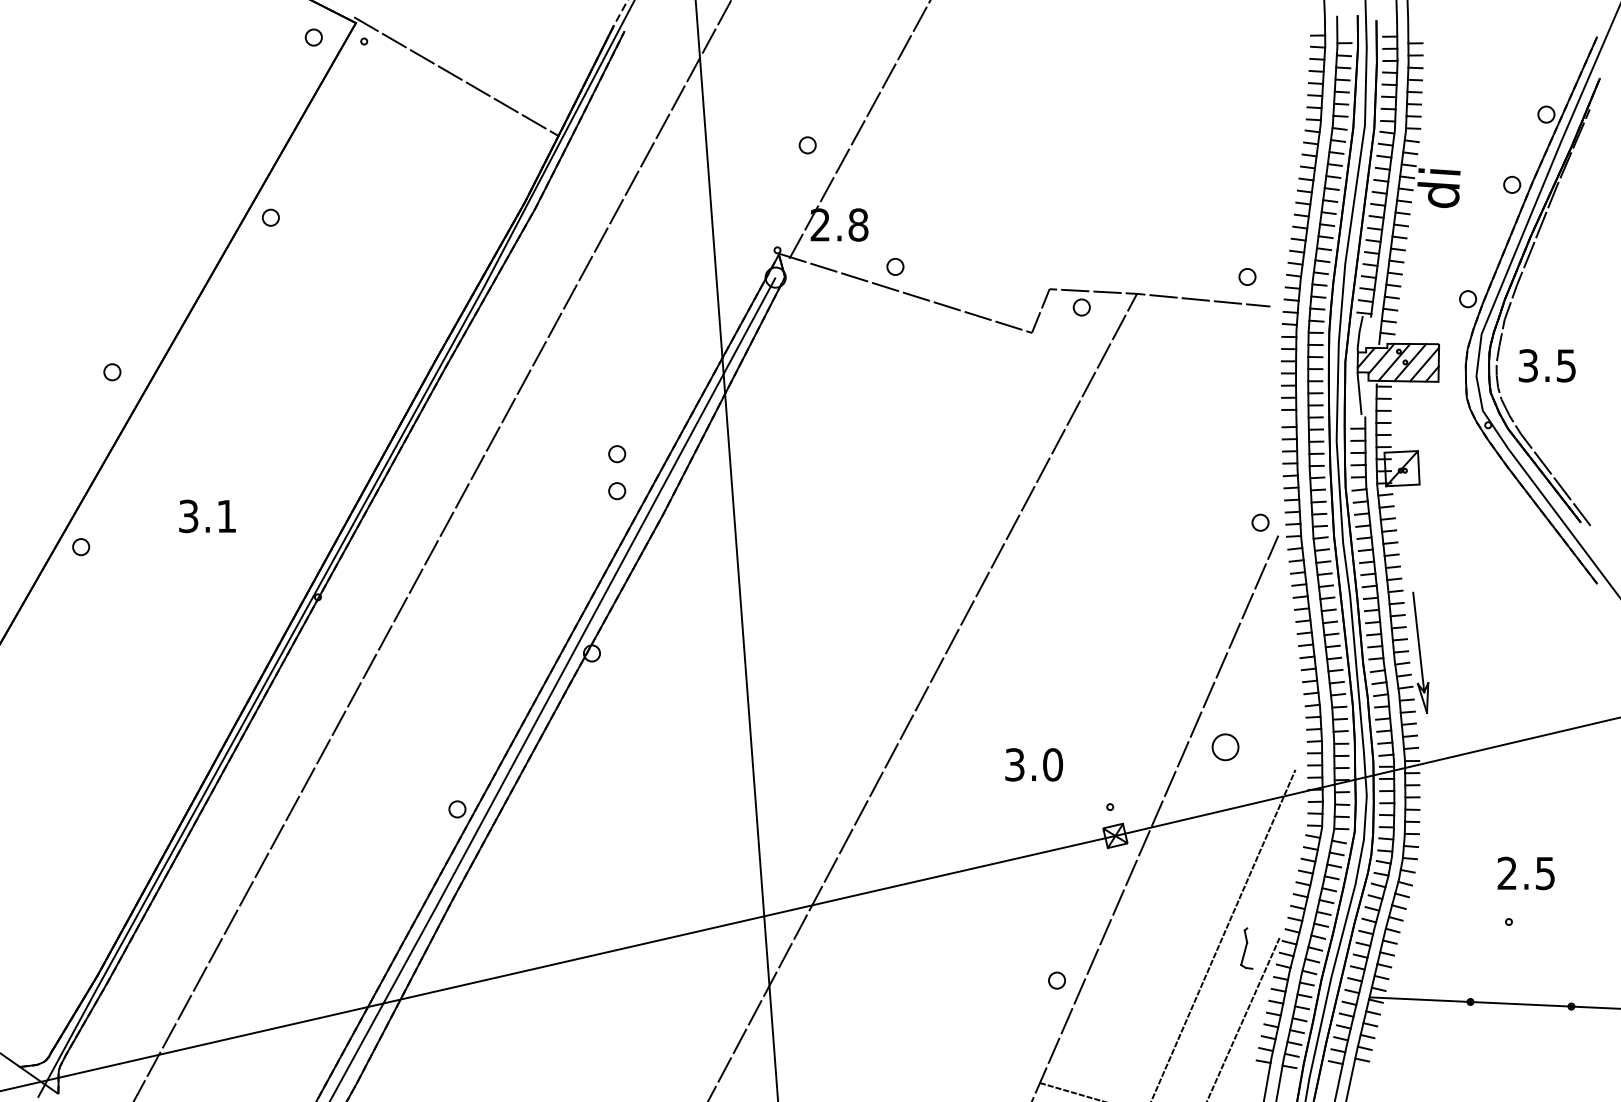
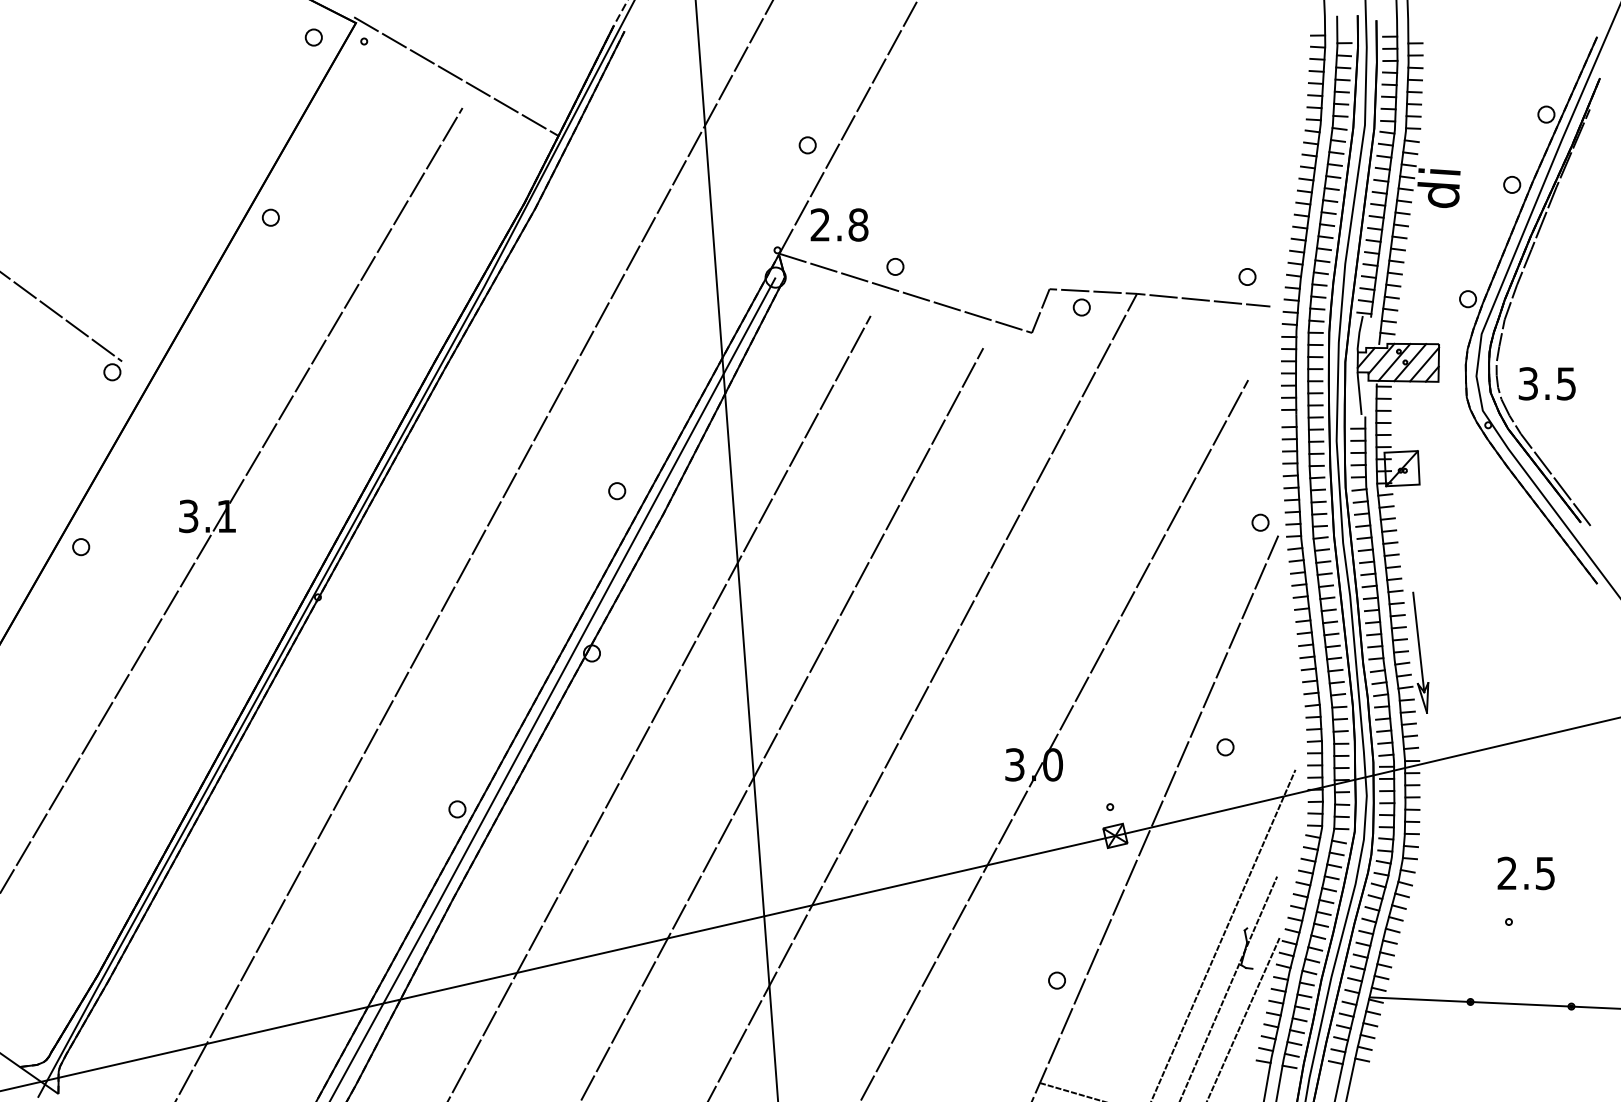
line position: (859, 130) -> (847, 127) (847, 127)
line: none -> present (62, 317)
text position: (1546, 365) -> (1546, 383) (1546, 383)
part: present -> none (617, 454)
line: none -> present (232, 498)
line position: (432, 550) -> (474, 550) (474, 550)
line: none -> present (659, 706)
line: none -> present (782, 723)
line: none -> present (1055, 739)
part size: 29x29 px -> 19x19 px (1225, 747)
line: none -> present (1228, 987)
